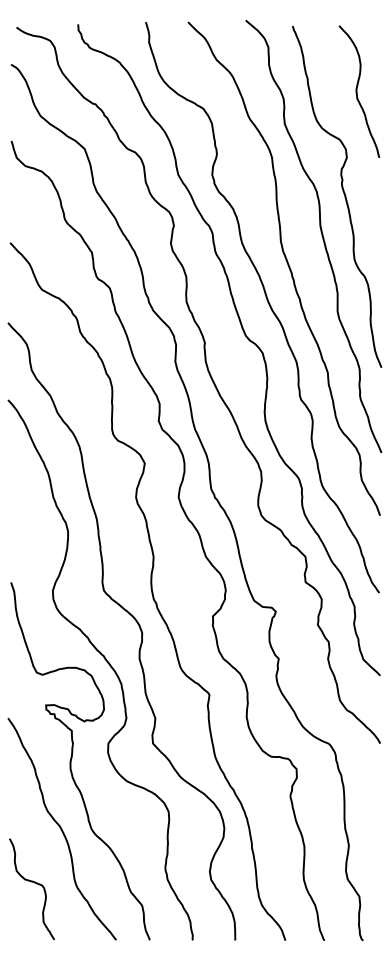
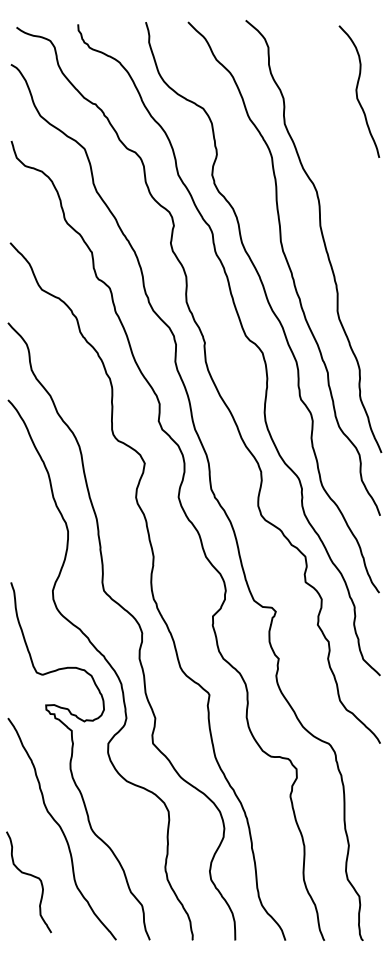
curve: present -> none (343, 194)
curve position: (34, 883) -> (31, 876) (31, 876)
